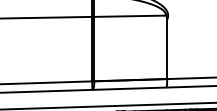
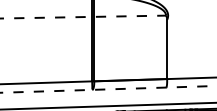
line: solid -> dashed (83, 17)
line: solid -> dashed (107, 89)
